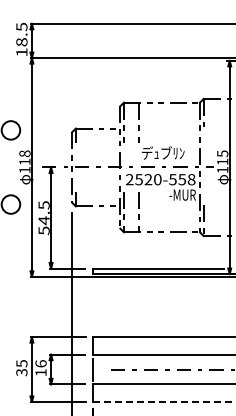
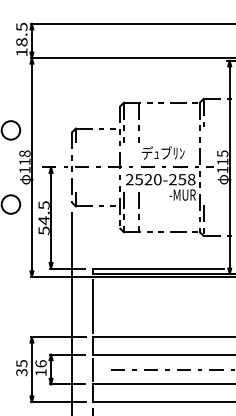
text: 2520-558 -> 2520-258 (172, 179)
line: none -> present (92, 306)
line: dashed -> solid (164, 401)
